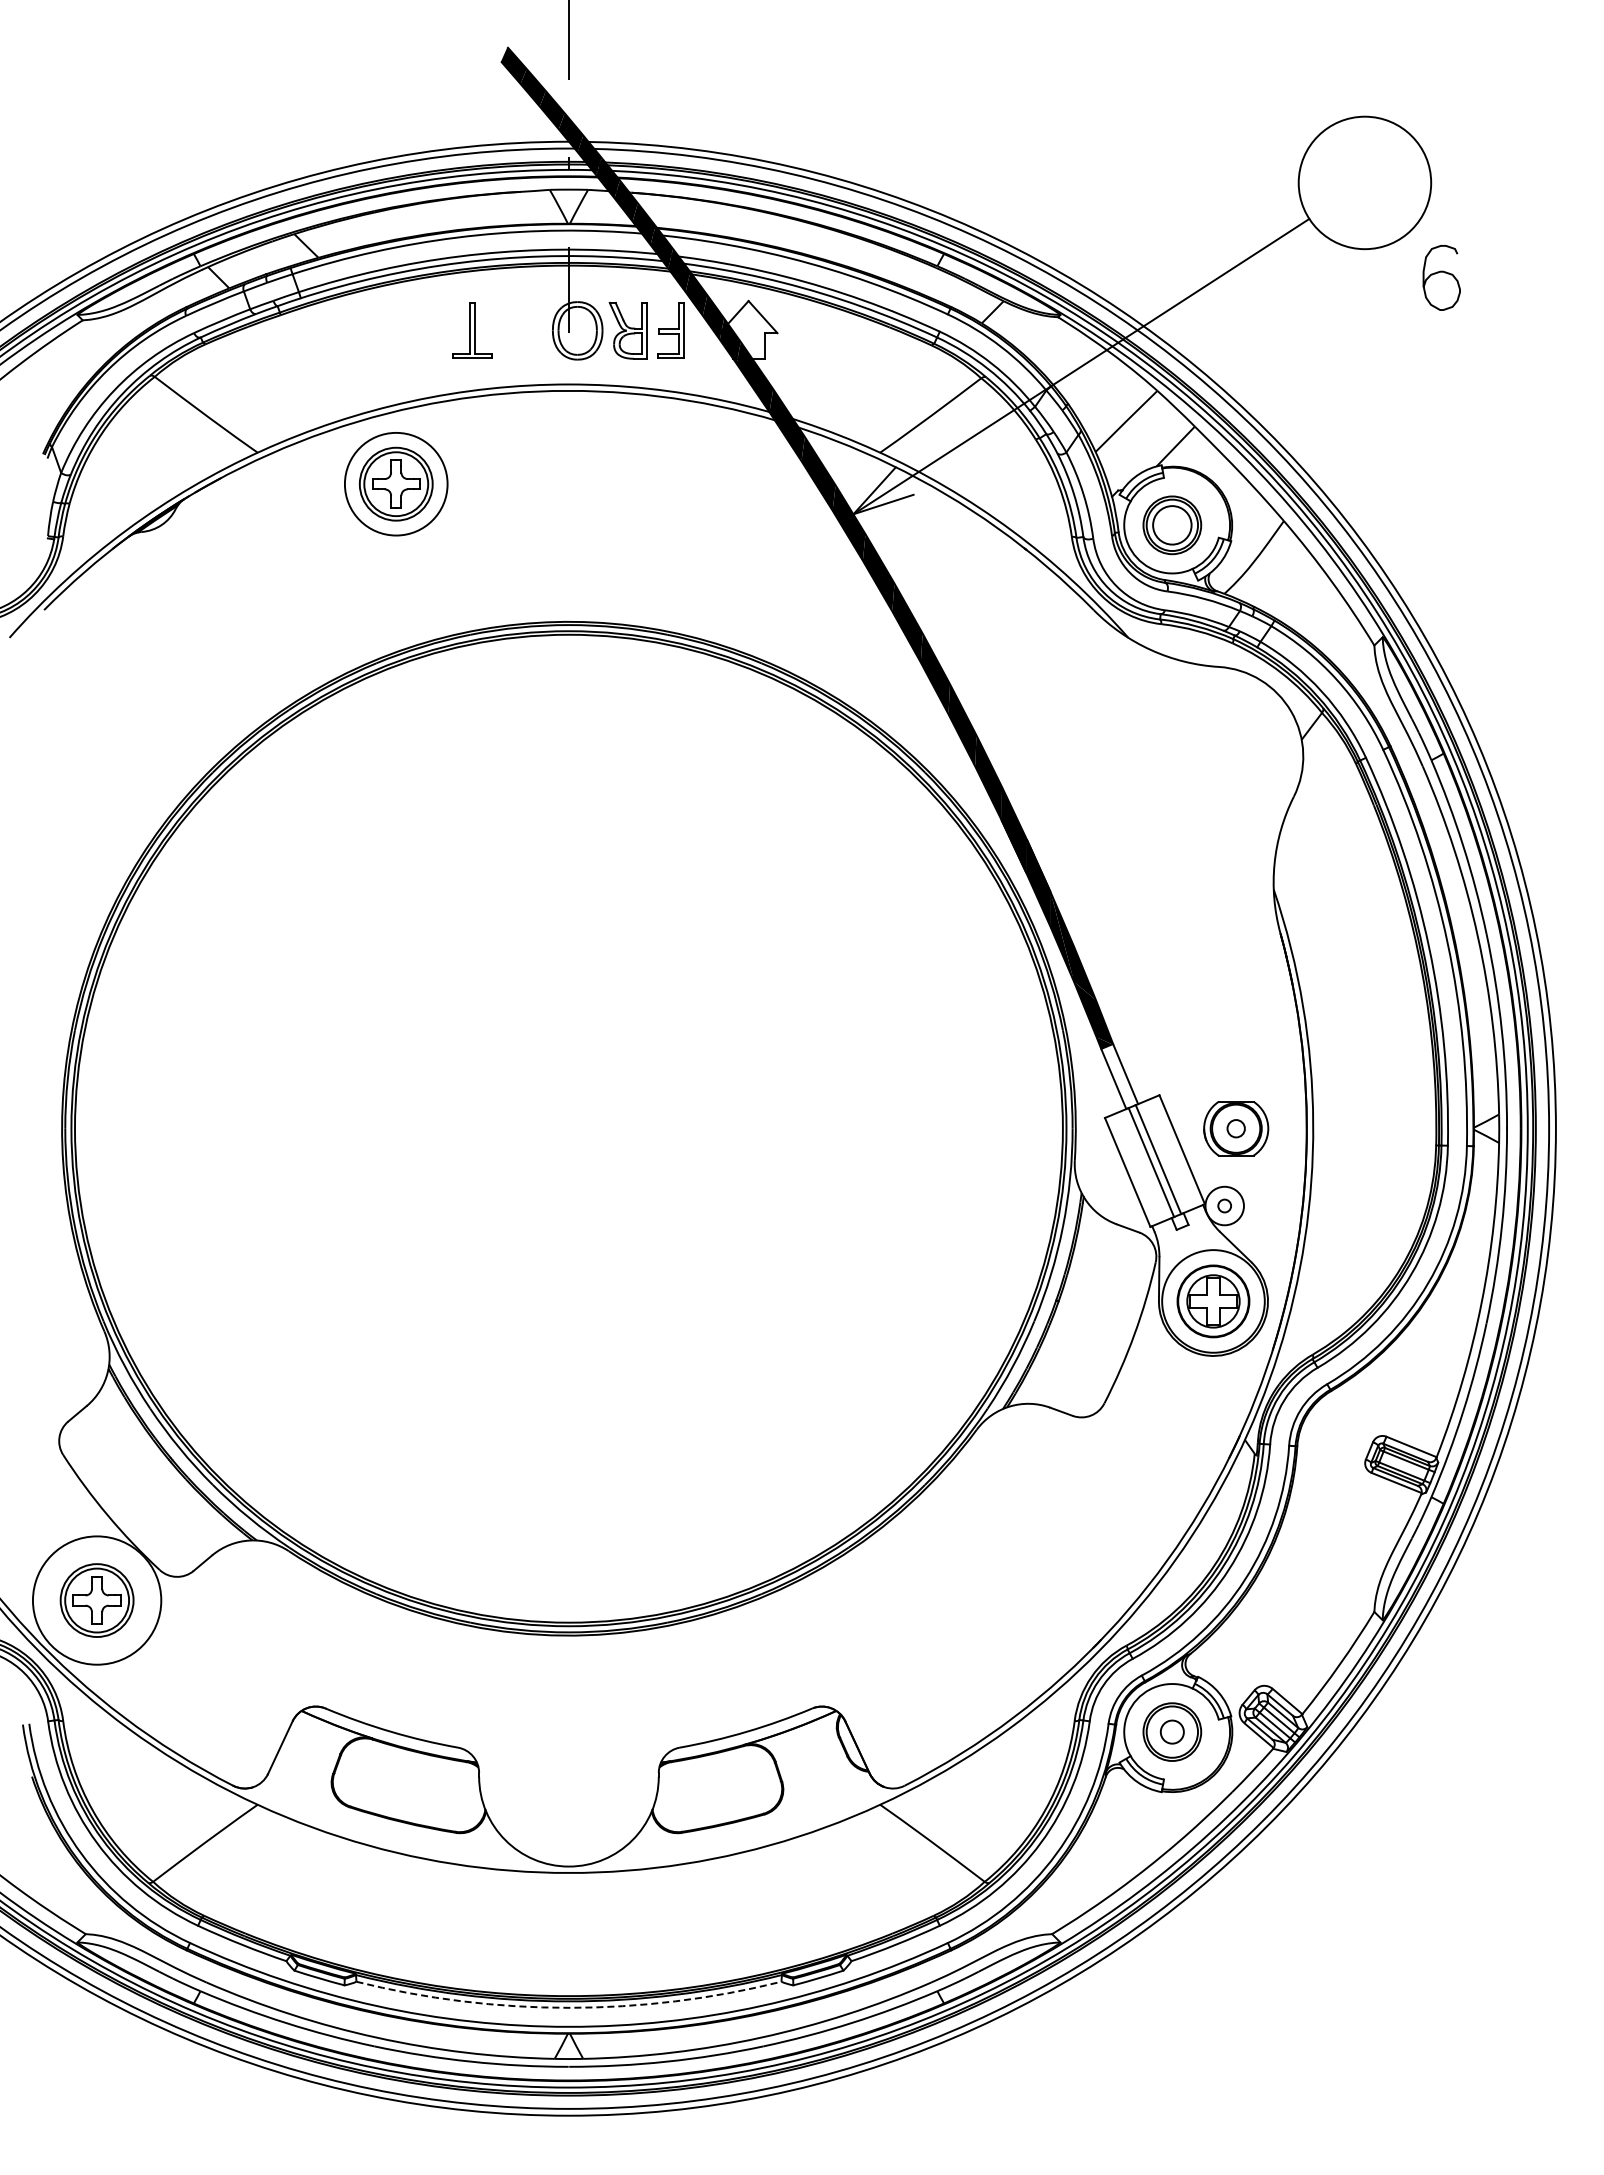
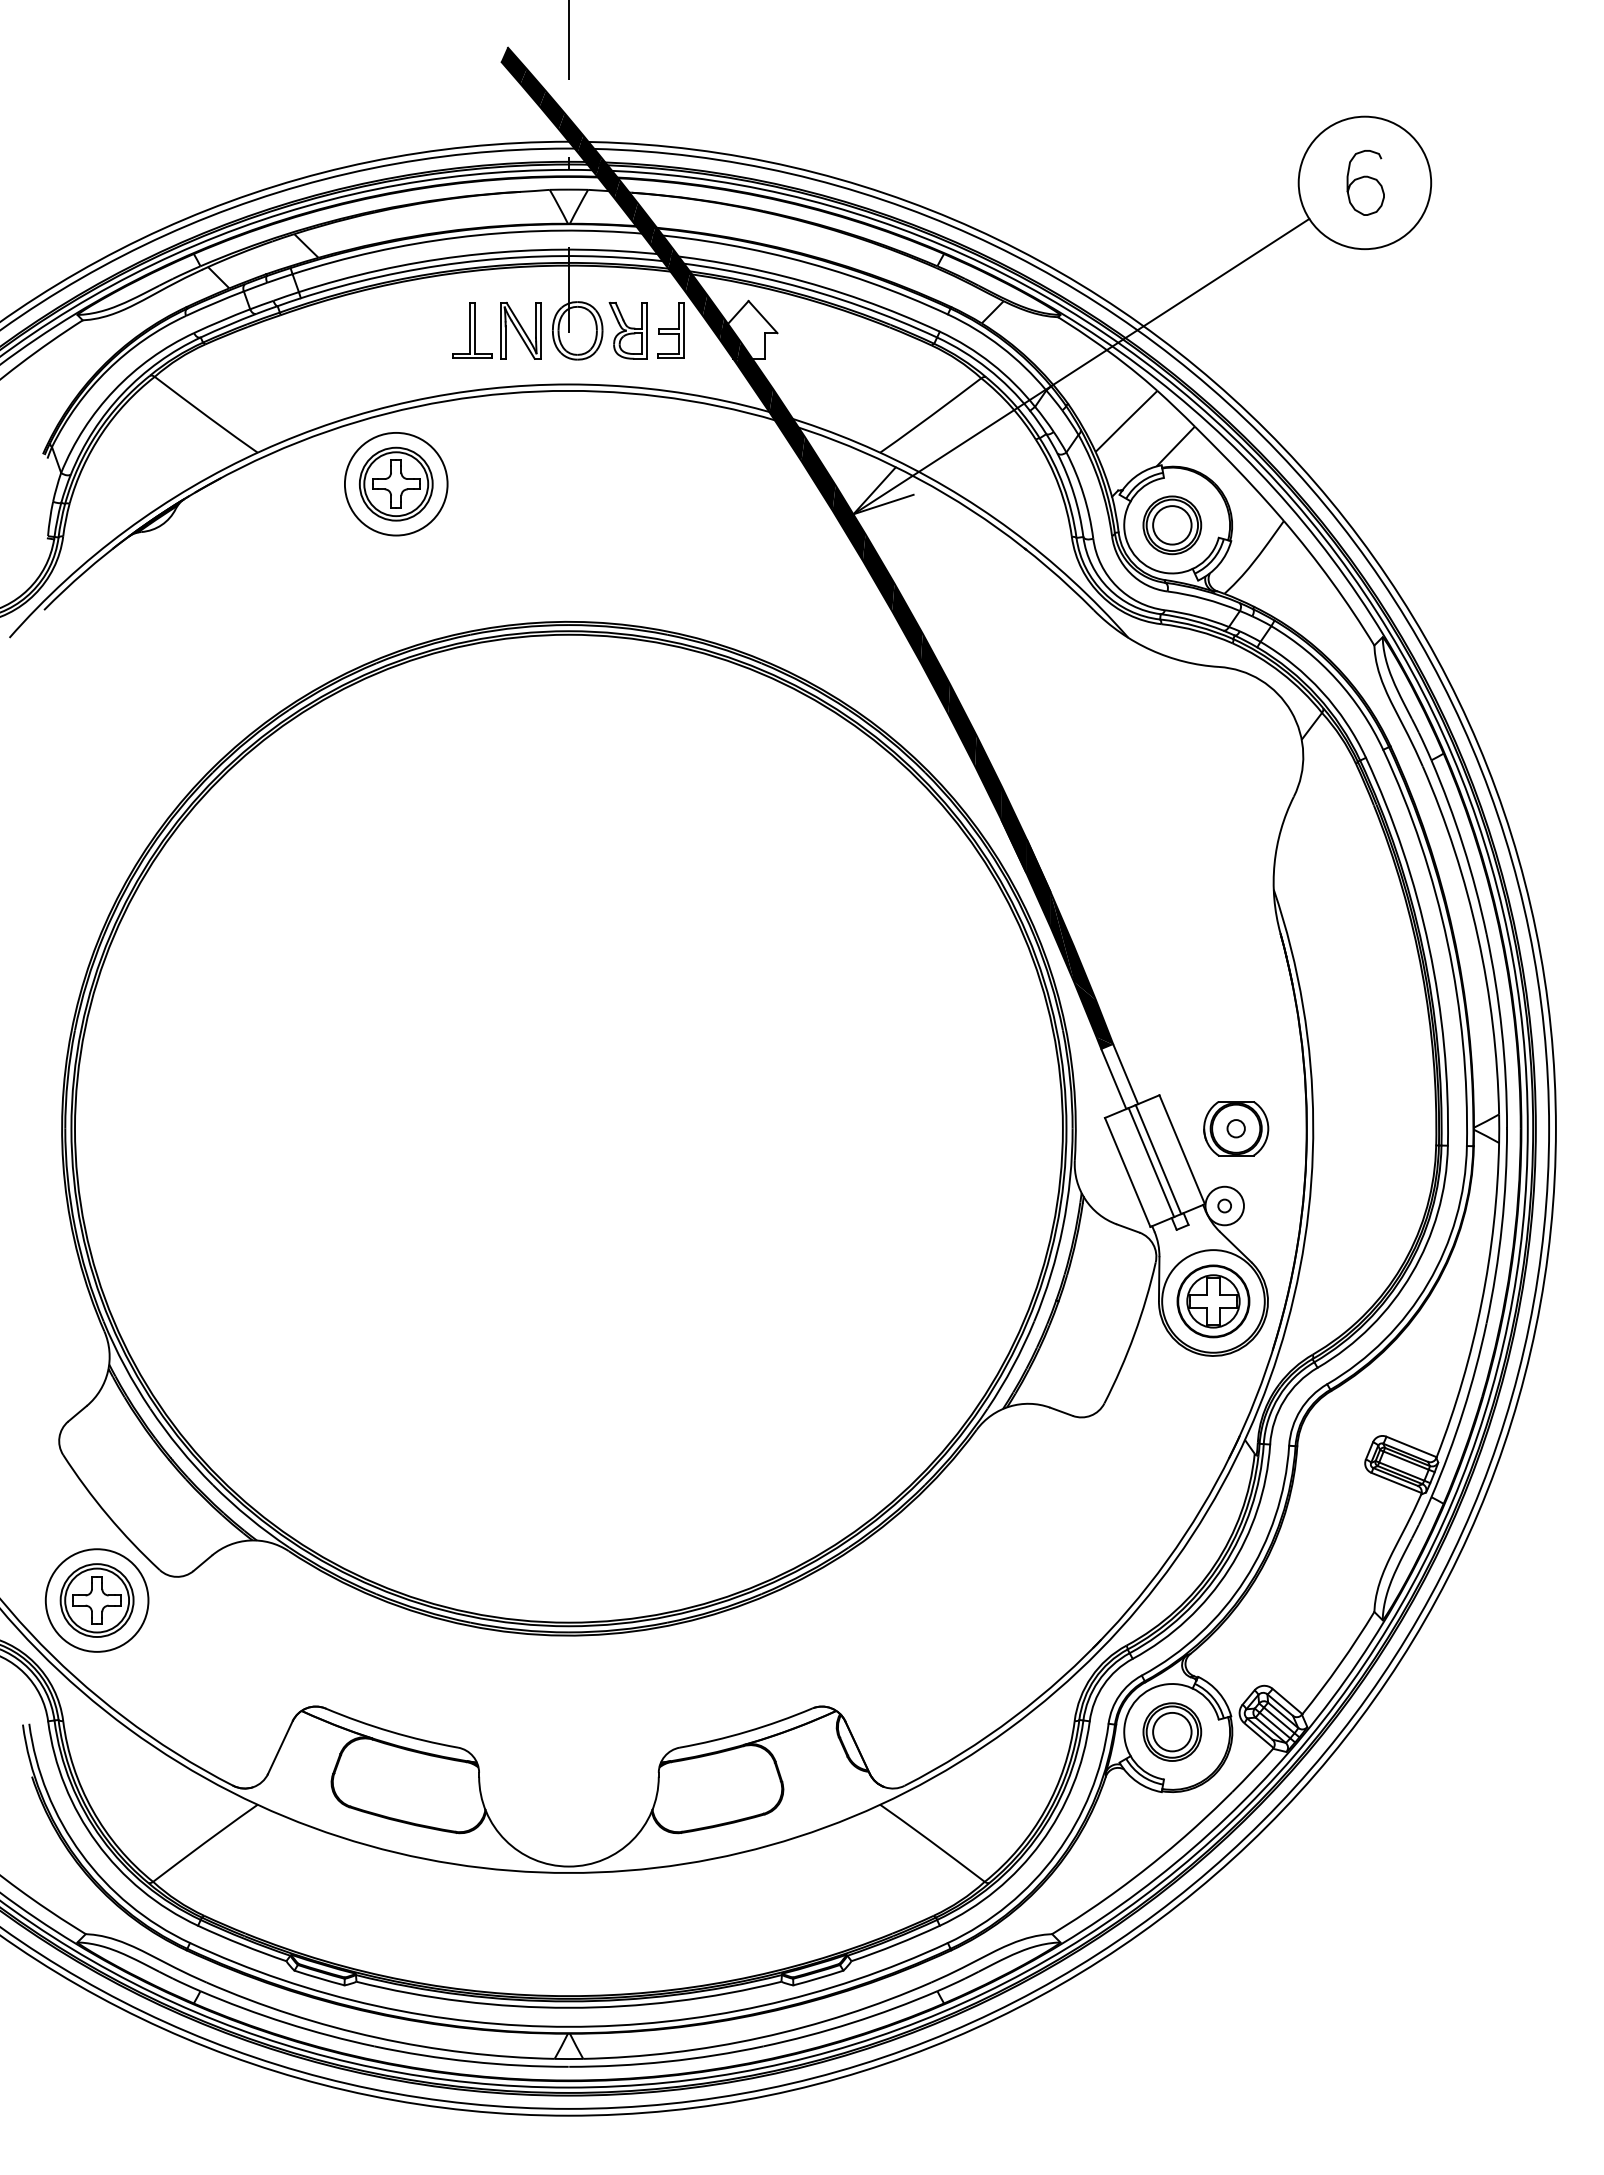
curve position: (1441, 272) -> (1365, 177) (1365, 177)
part: none -> present (520, 330)
circle diameter: 128 px -> 103 px (96, 1600)
circle diameter: 23 px -> 38 px (1172, 1731)
arc: dashed -> solid (568, 2007)
